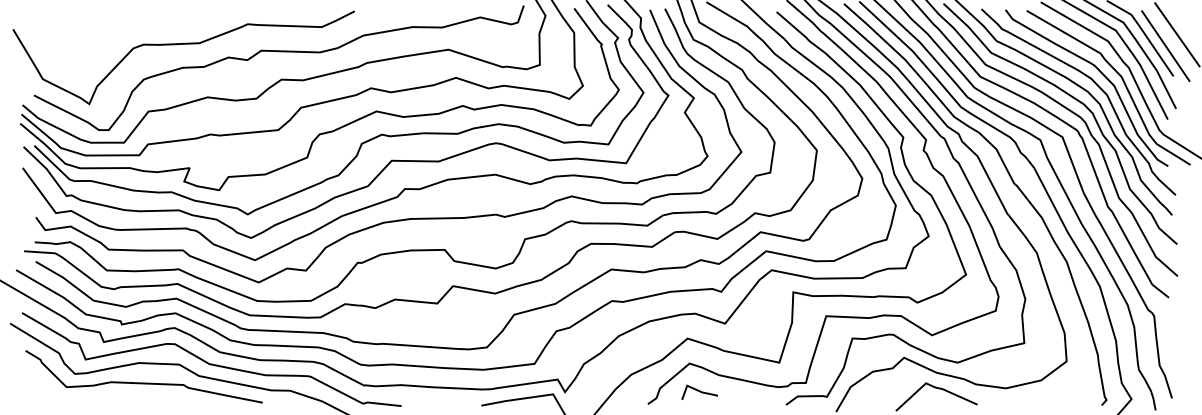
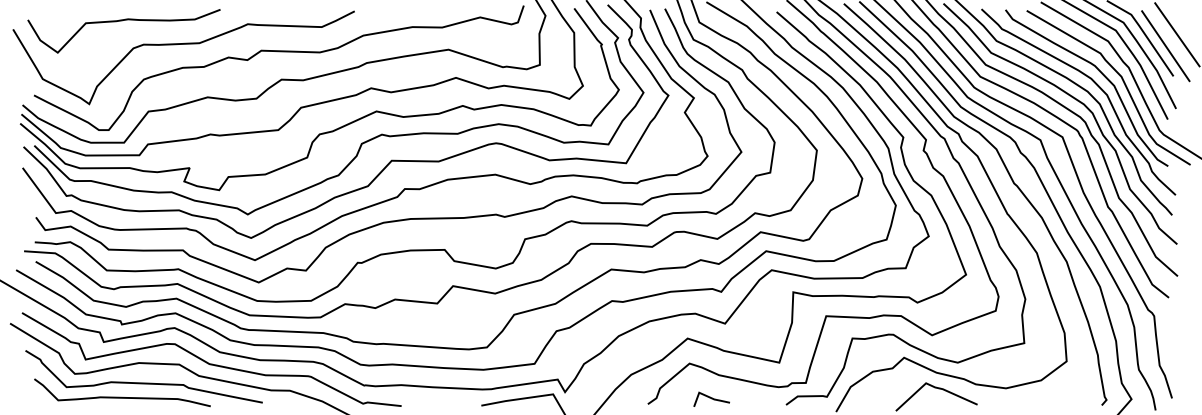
curve: none -> present (122, 21)
line position: (699, 391) -> (711, 398) (711, 398)
curve: none -> present (122, 396)
